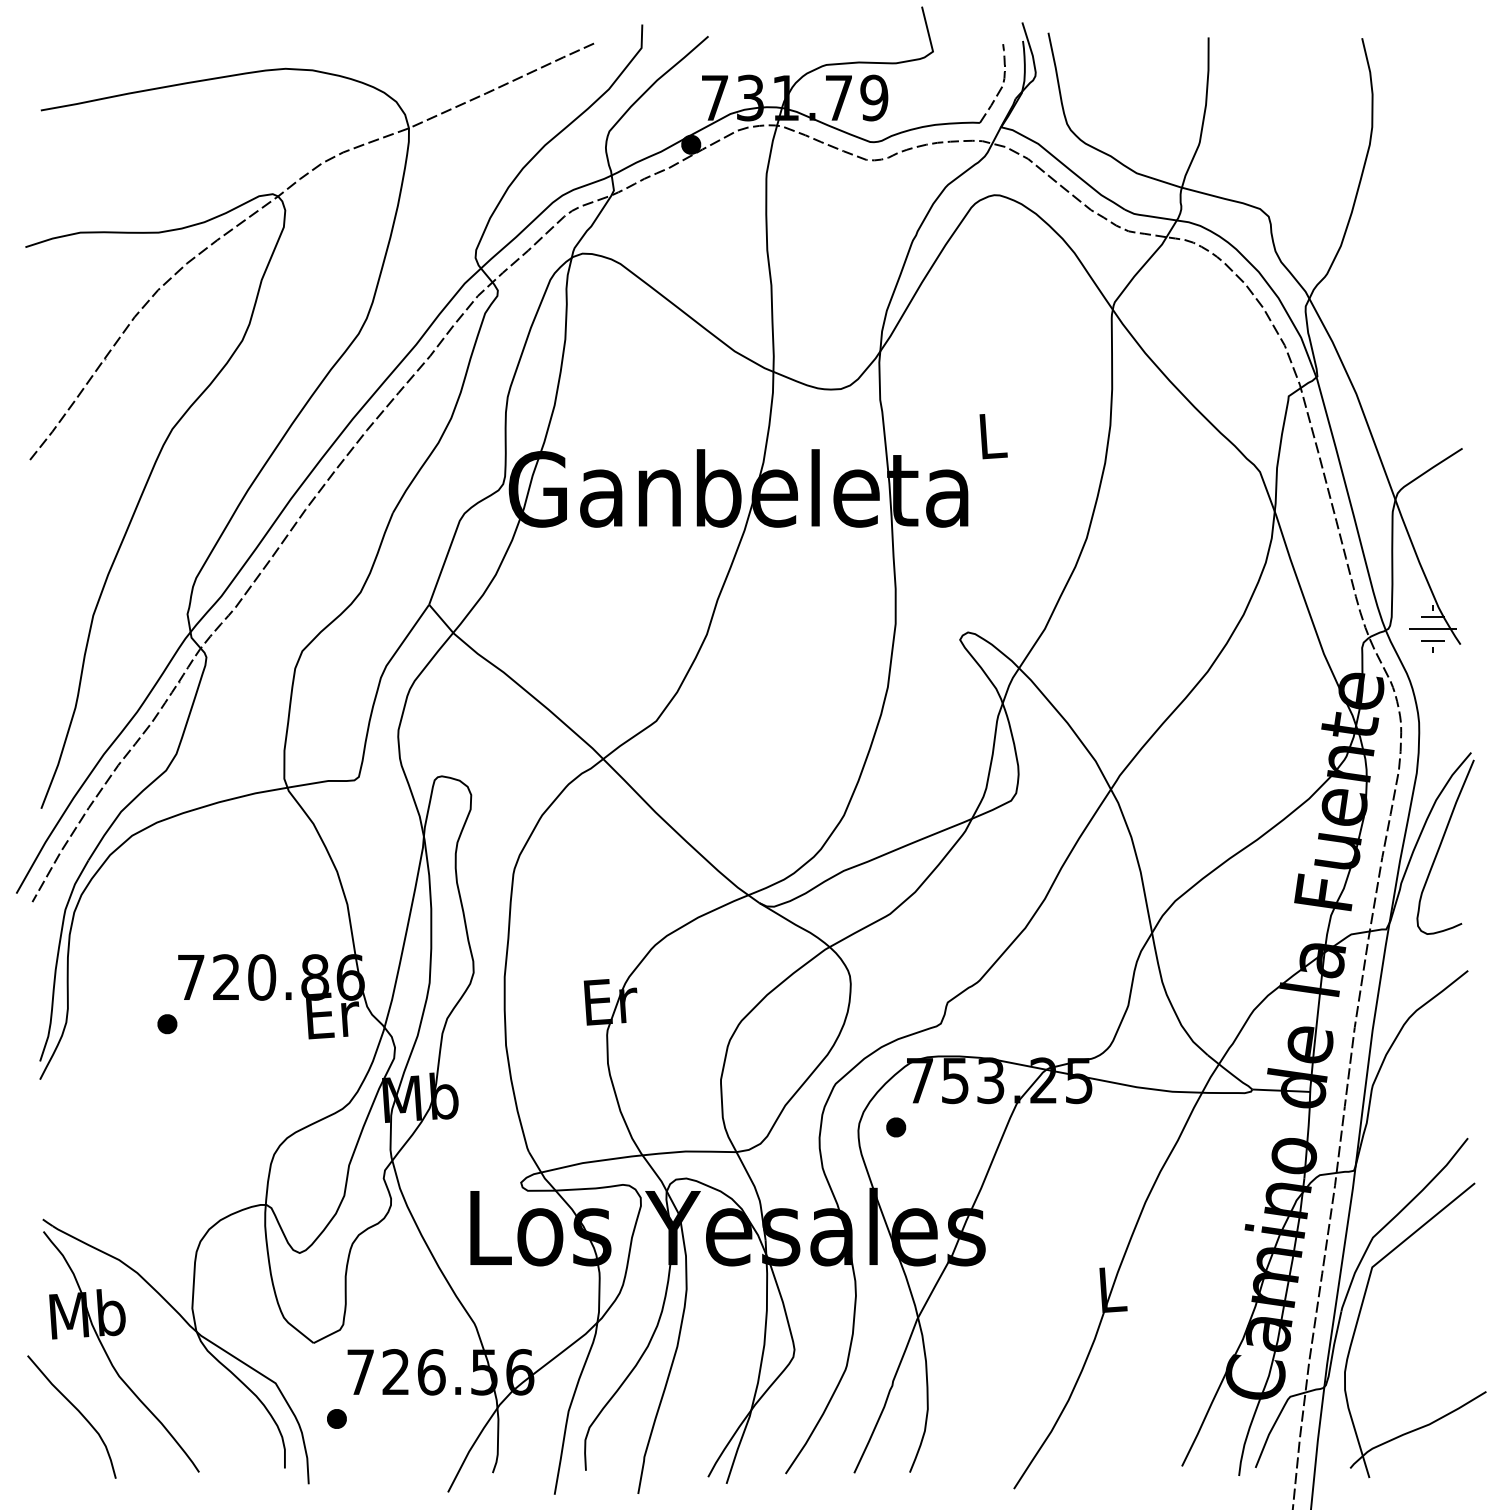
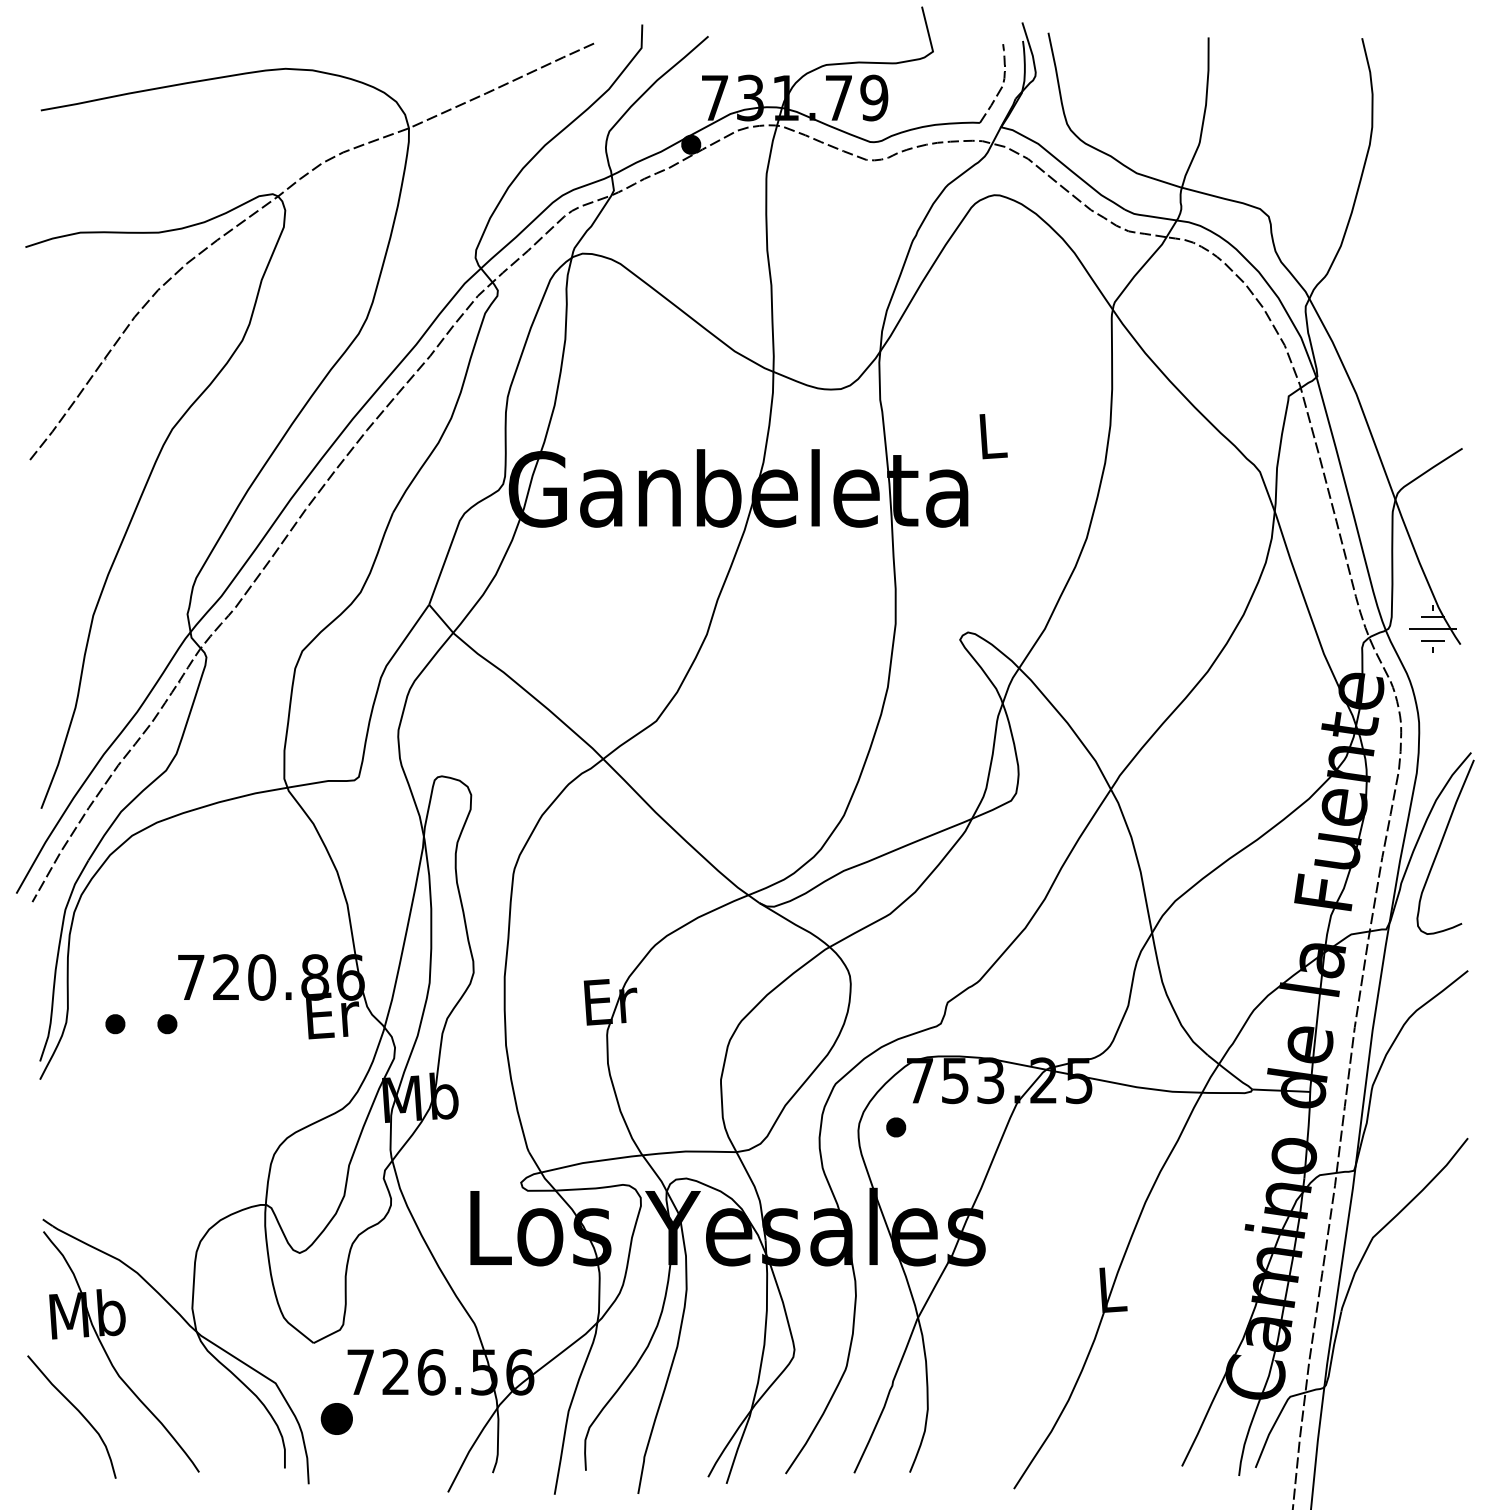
part: none -> present (115, 1024)
part: present -> none (1359, 1318)
part size: 20x20 px -> 33x32 px (336, 1418)
